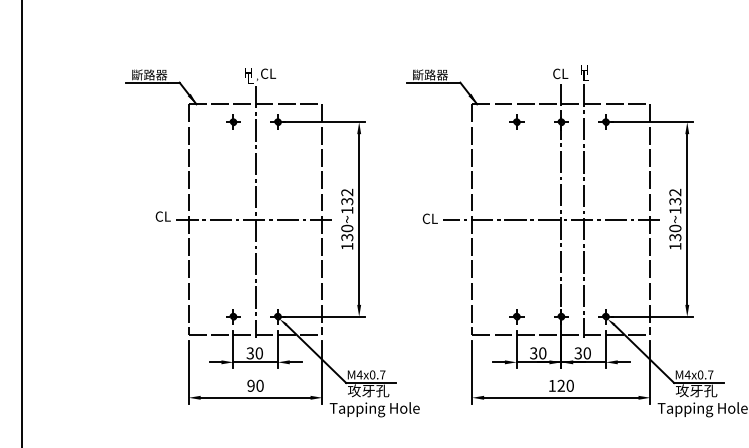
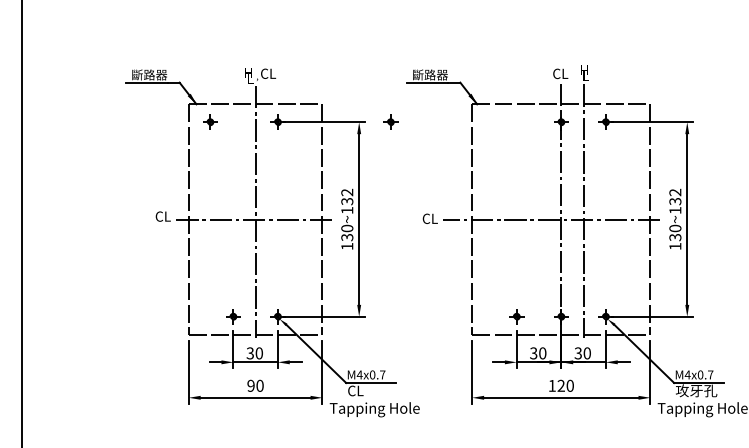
part position: (233, 121) -> (210, 121) (210, 121)
part position: (516, 121) -> (390, 121) (390, 121)
text: 攻牙孔 -> CL (368, 390)
